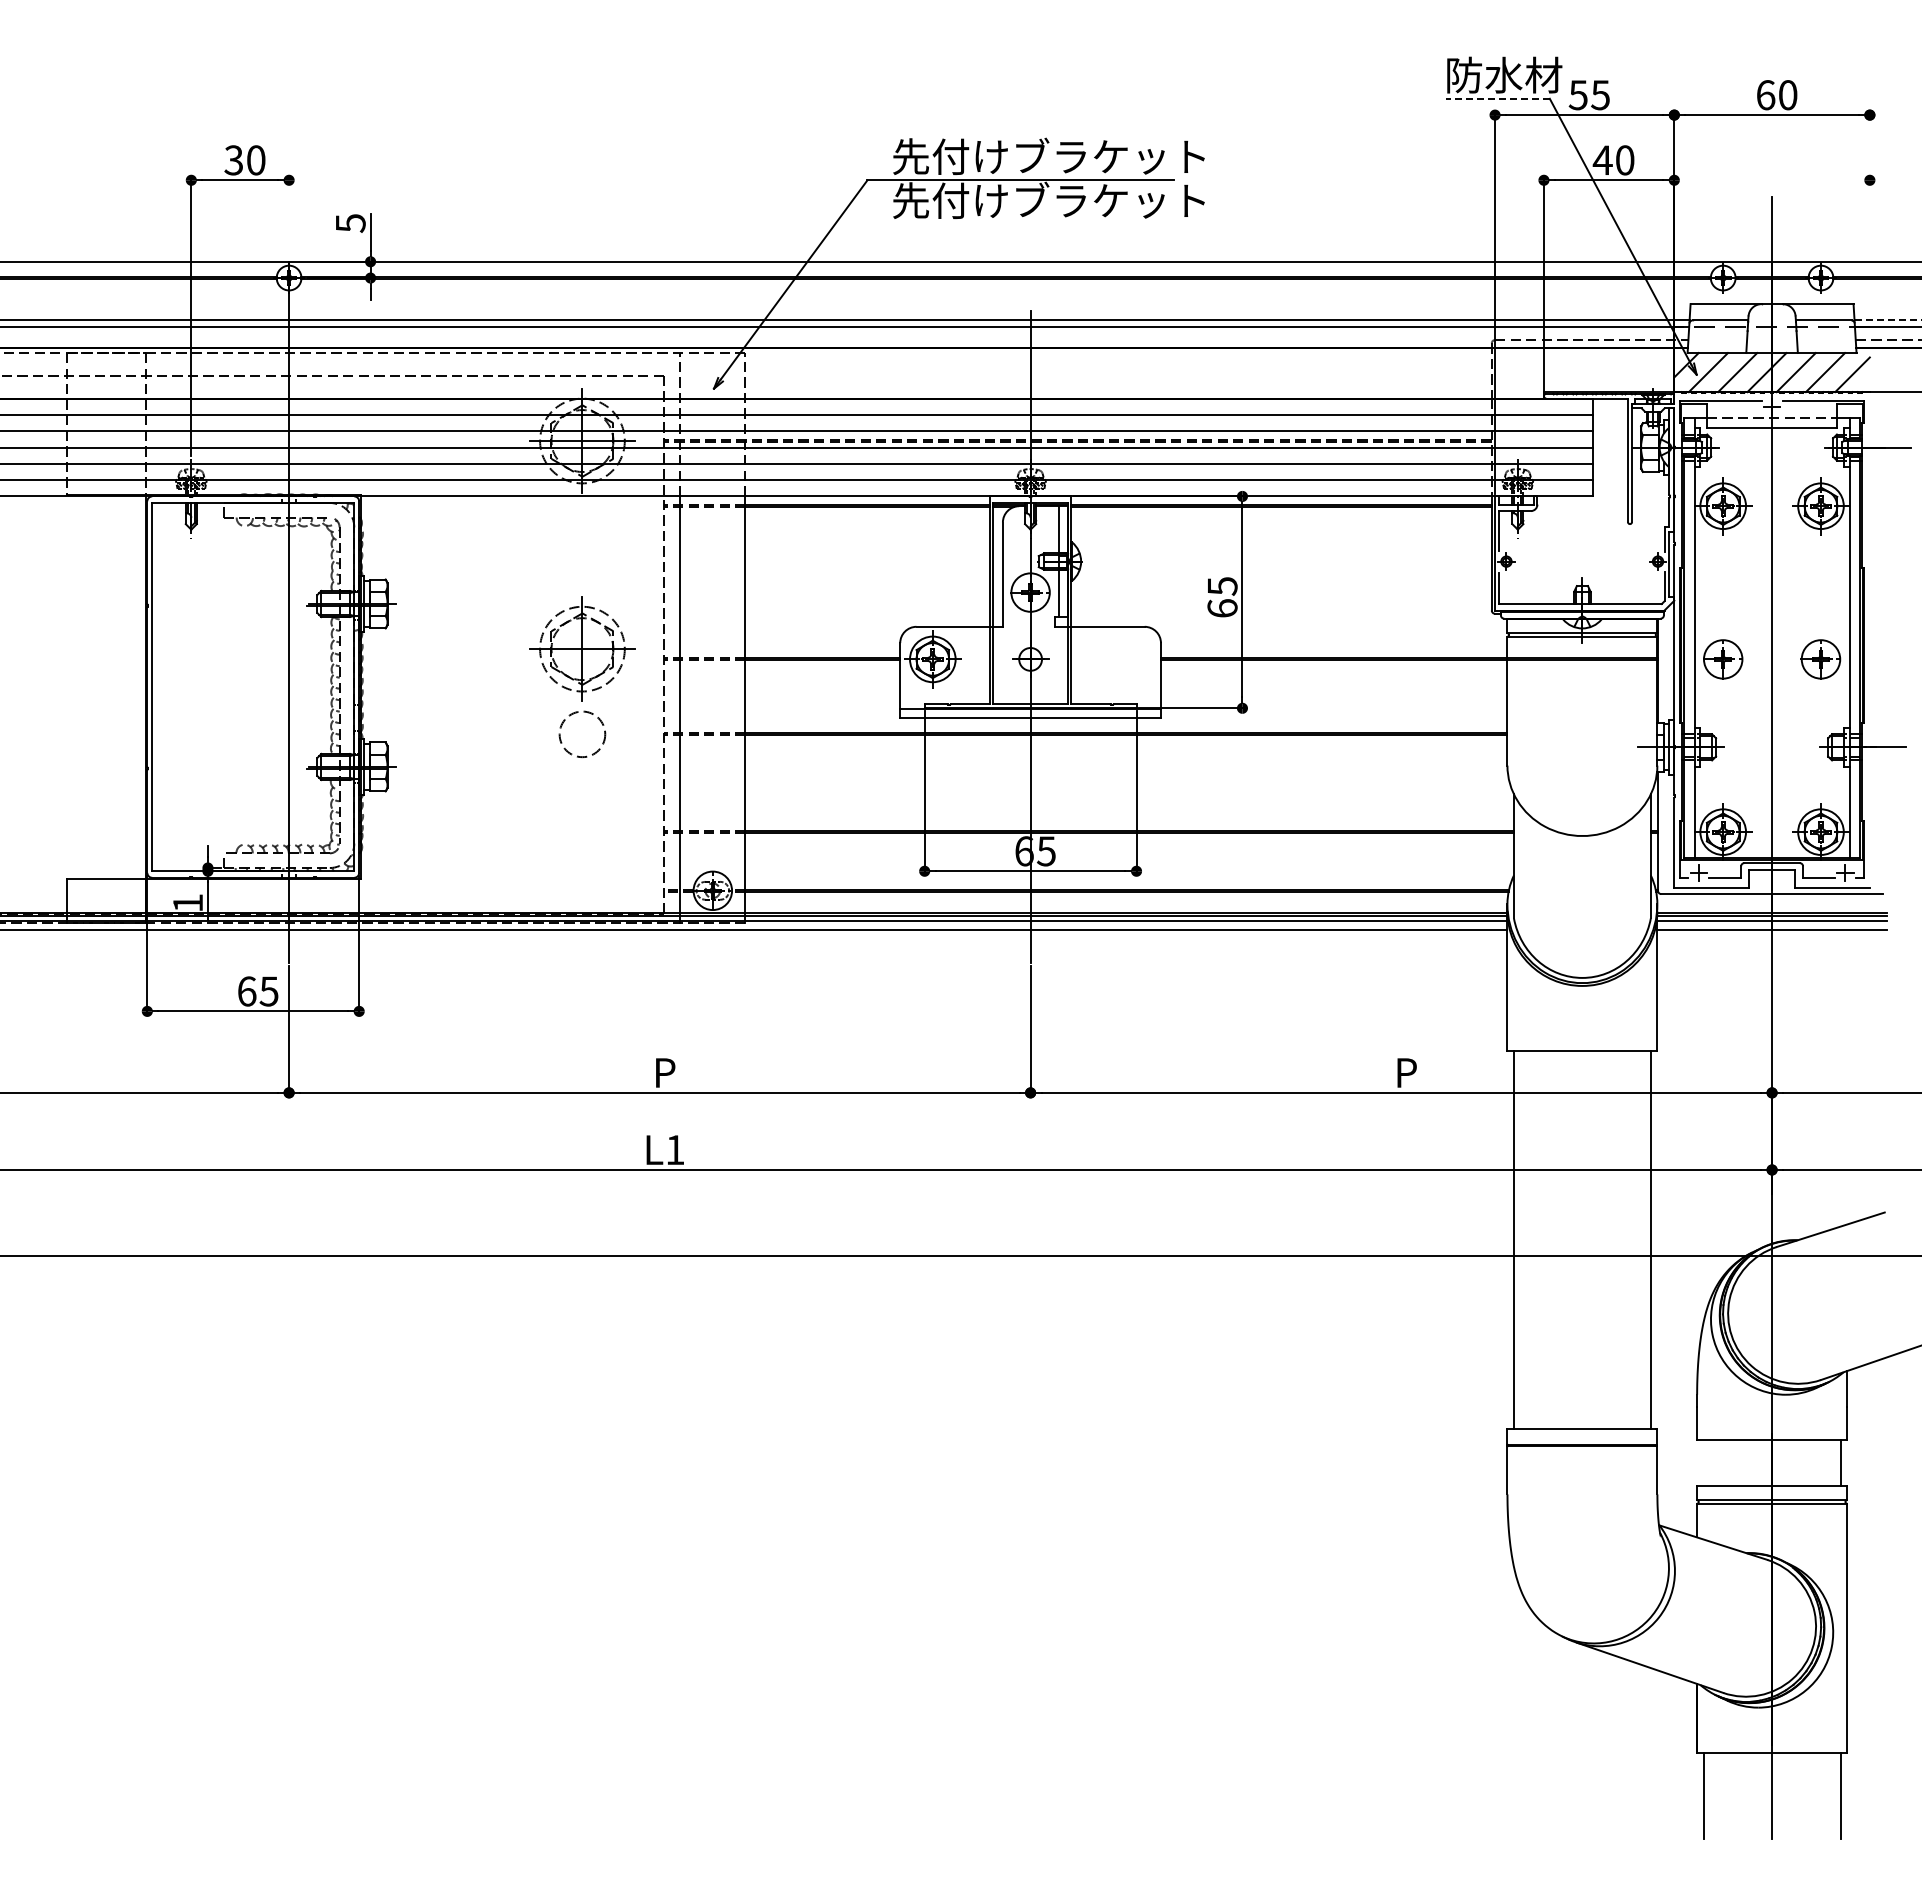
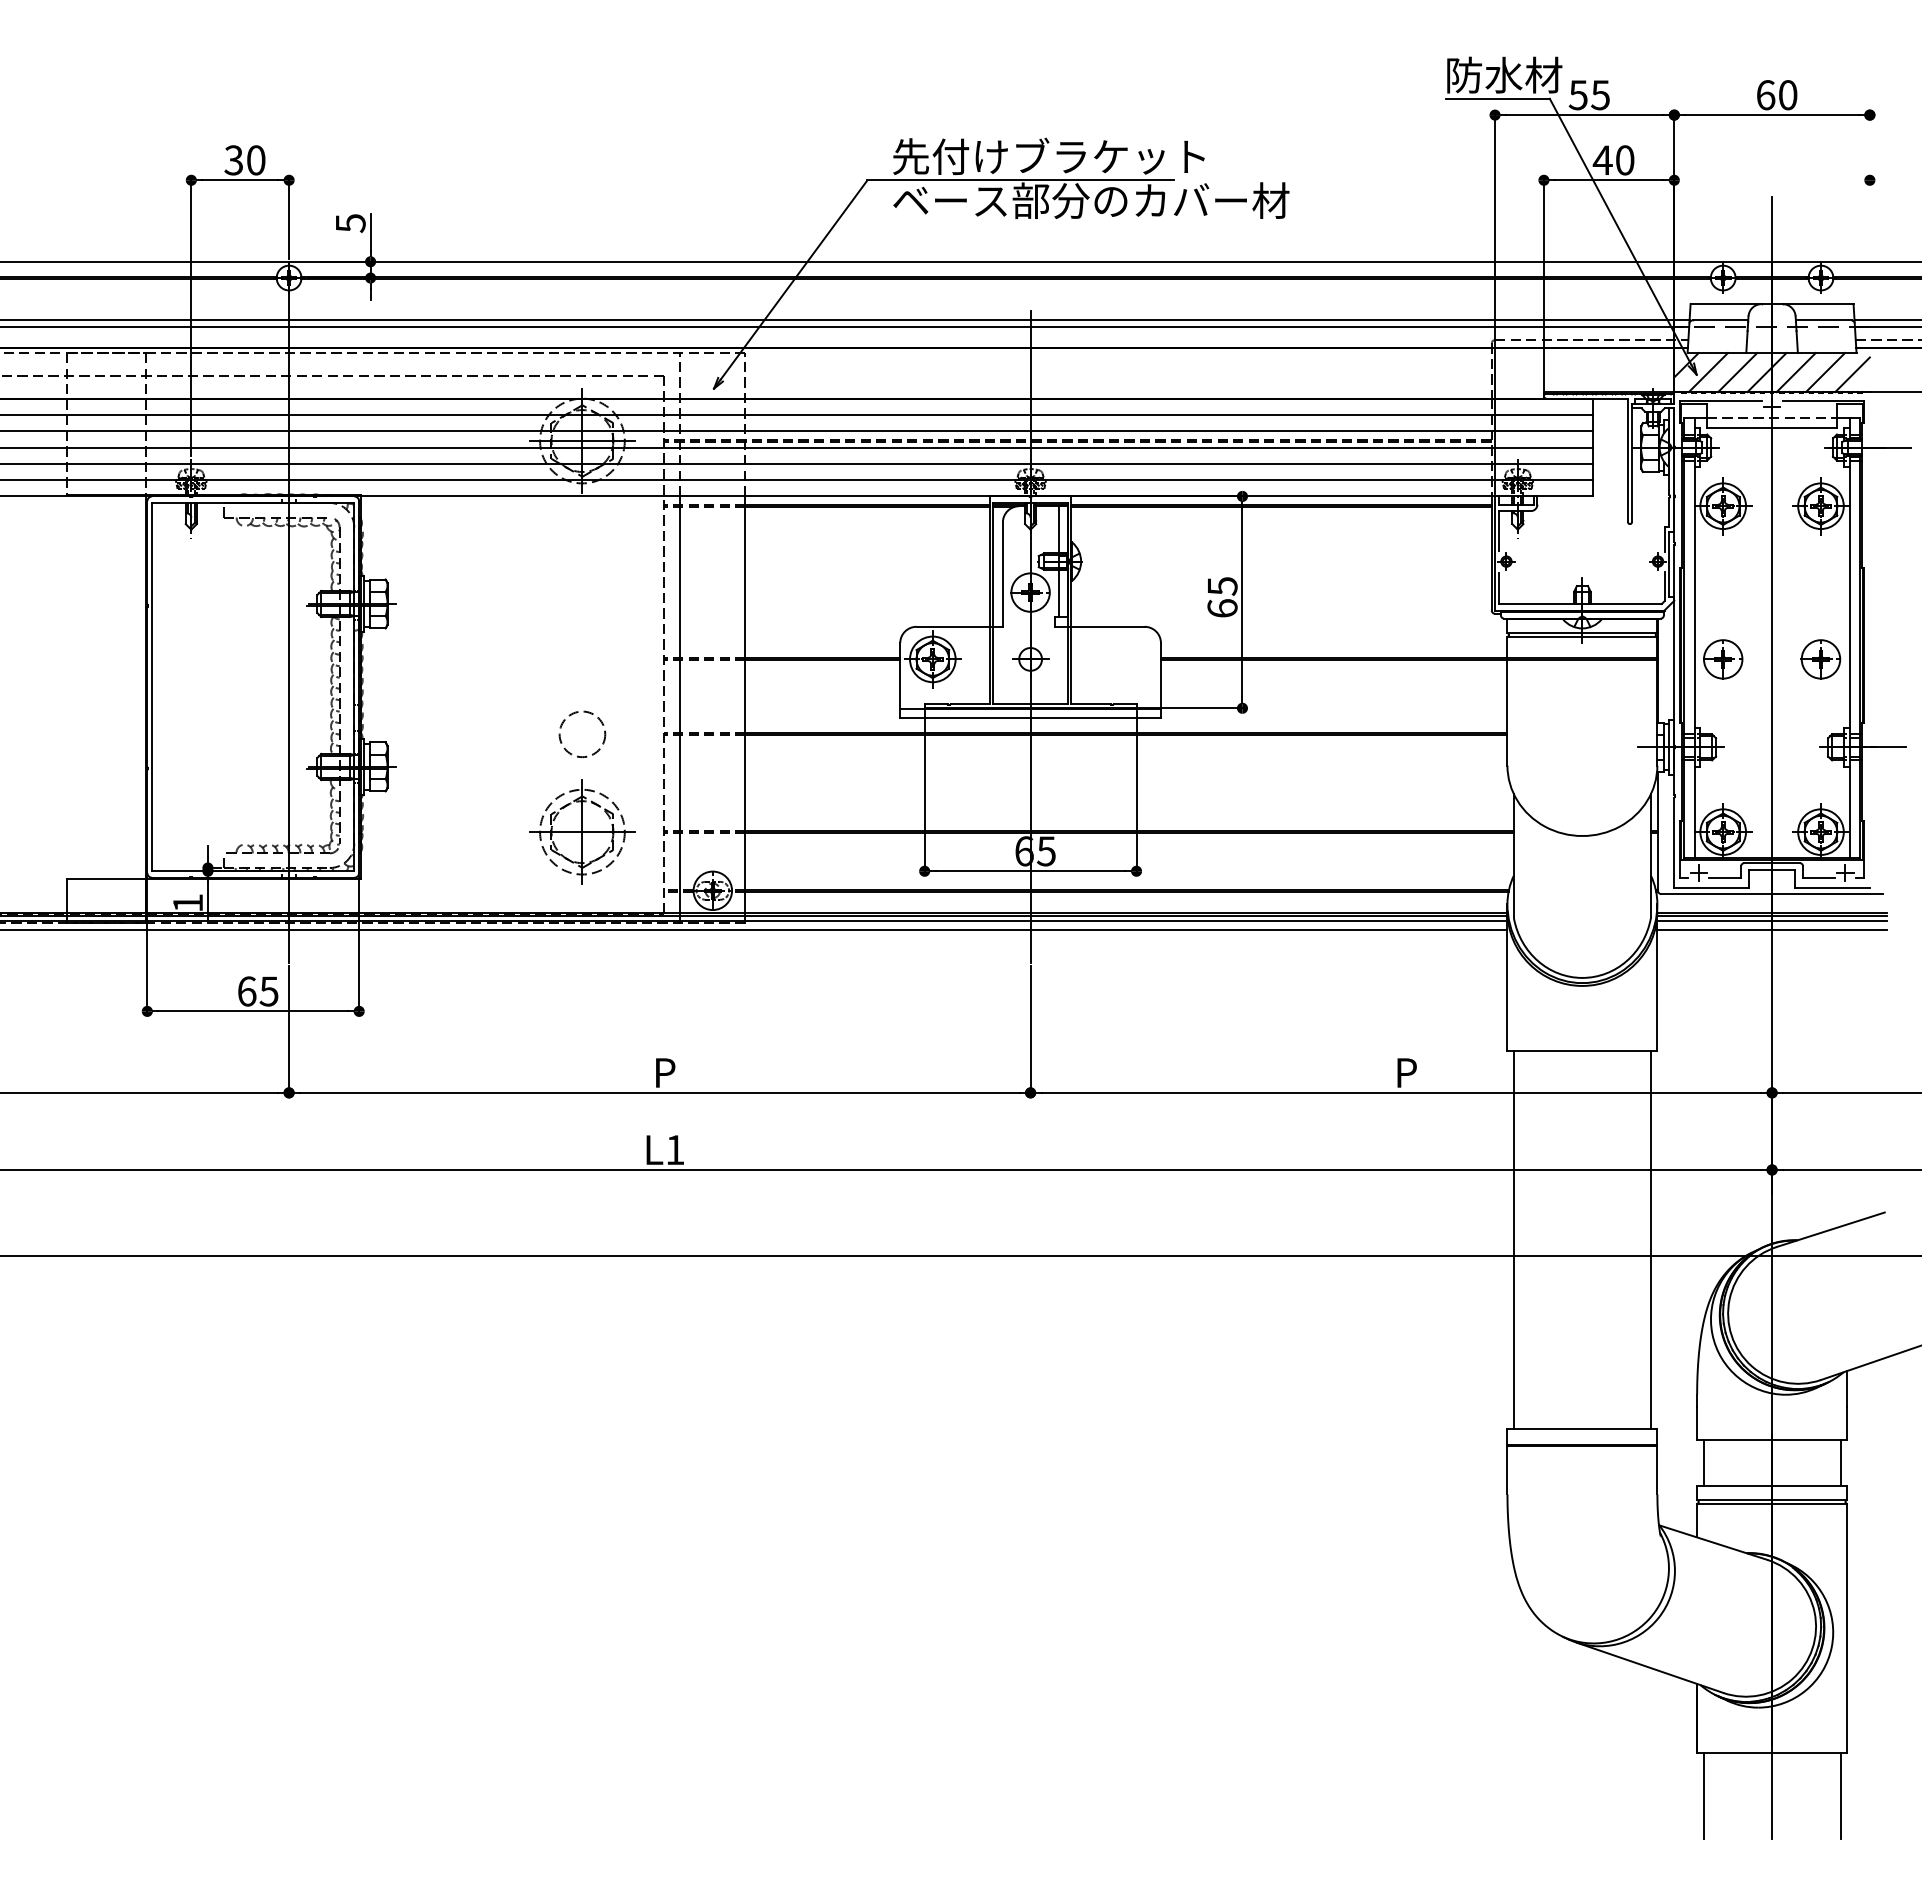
line: dashed -> solid (1497, 98)
text: 先付けブラケット -> ベース部分のカバー材 (1091, 200)
line: none -> present (289, 218)
line: dashed -> solid (1888, 320)
part position: (582, 648) -> (582, 831) (582, 831)
line: none -> present (1703, 1462)
